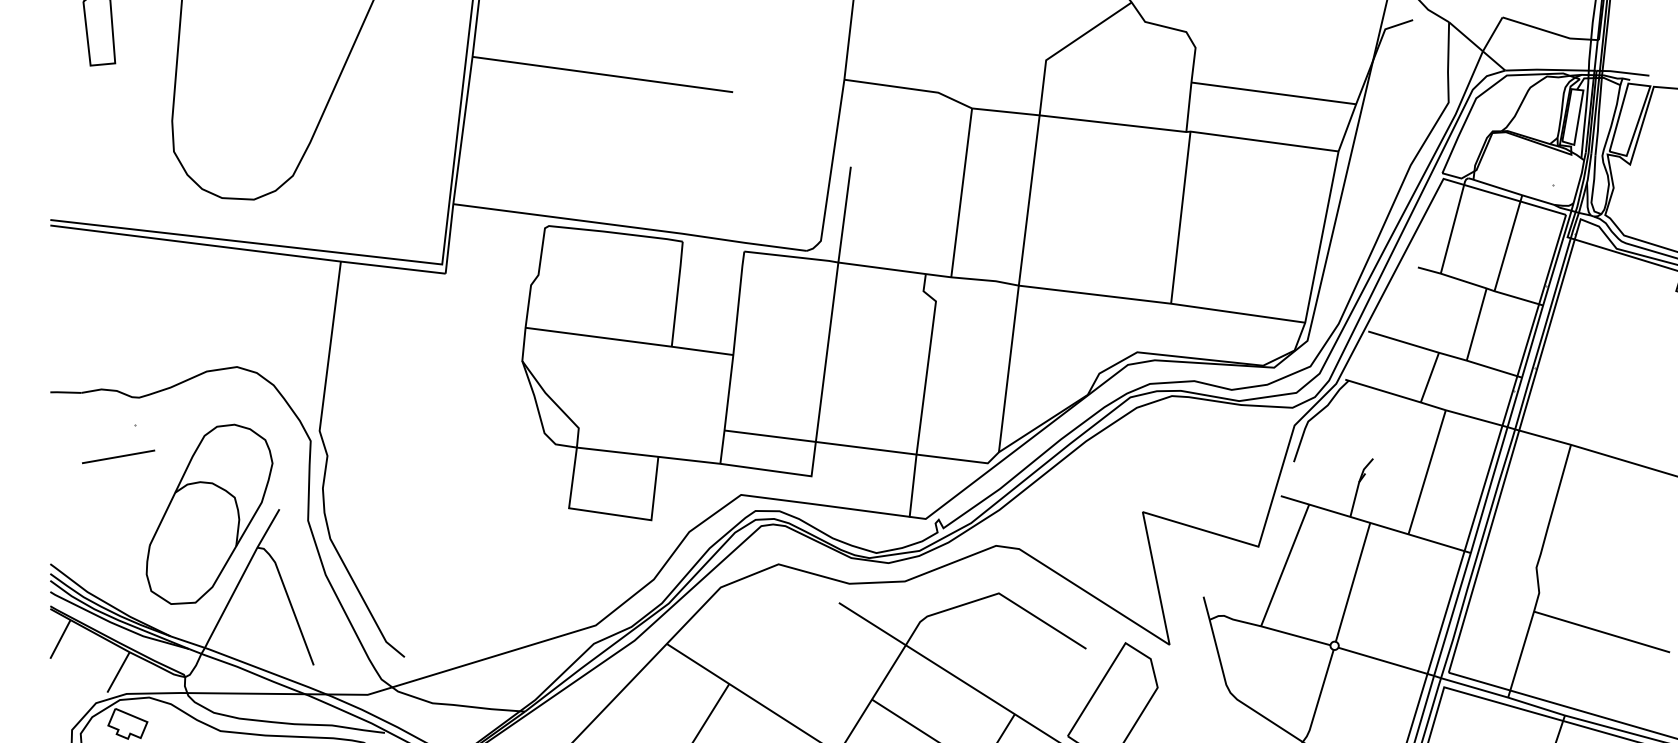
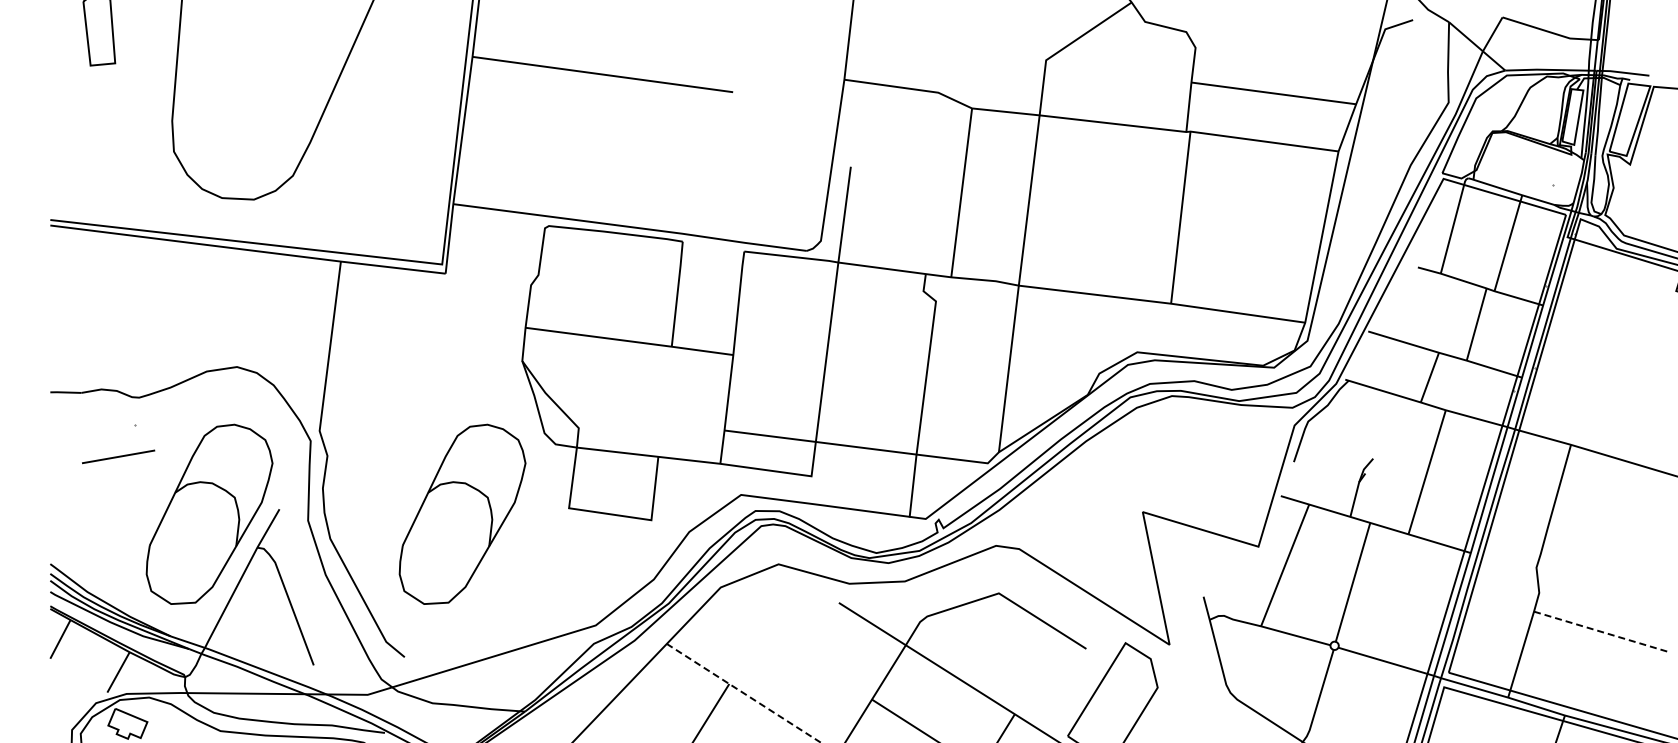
part: none -> present (462, 513)
line: solid -> dashed (1602, 632)
line: solid -> dashed (743, 693)
